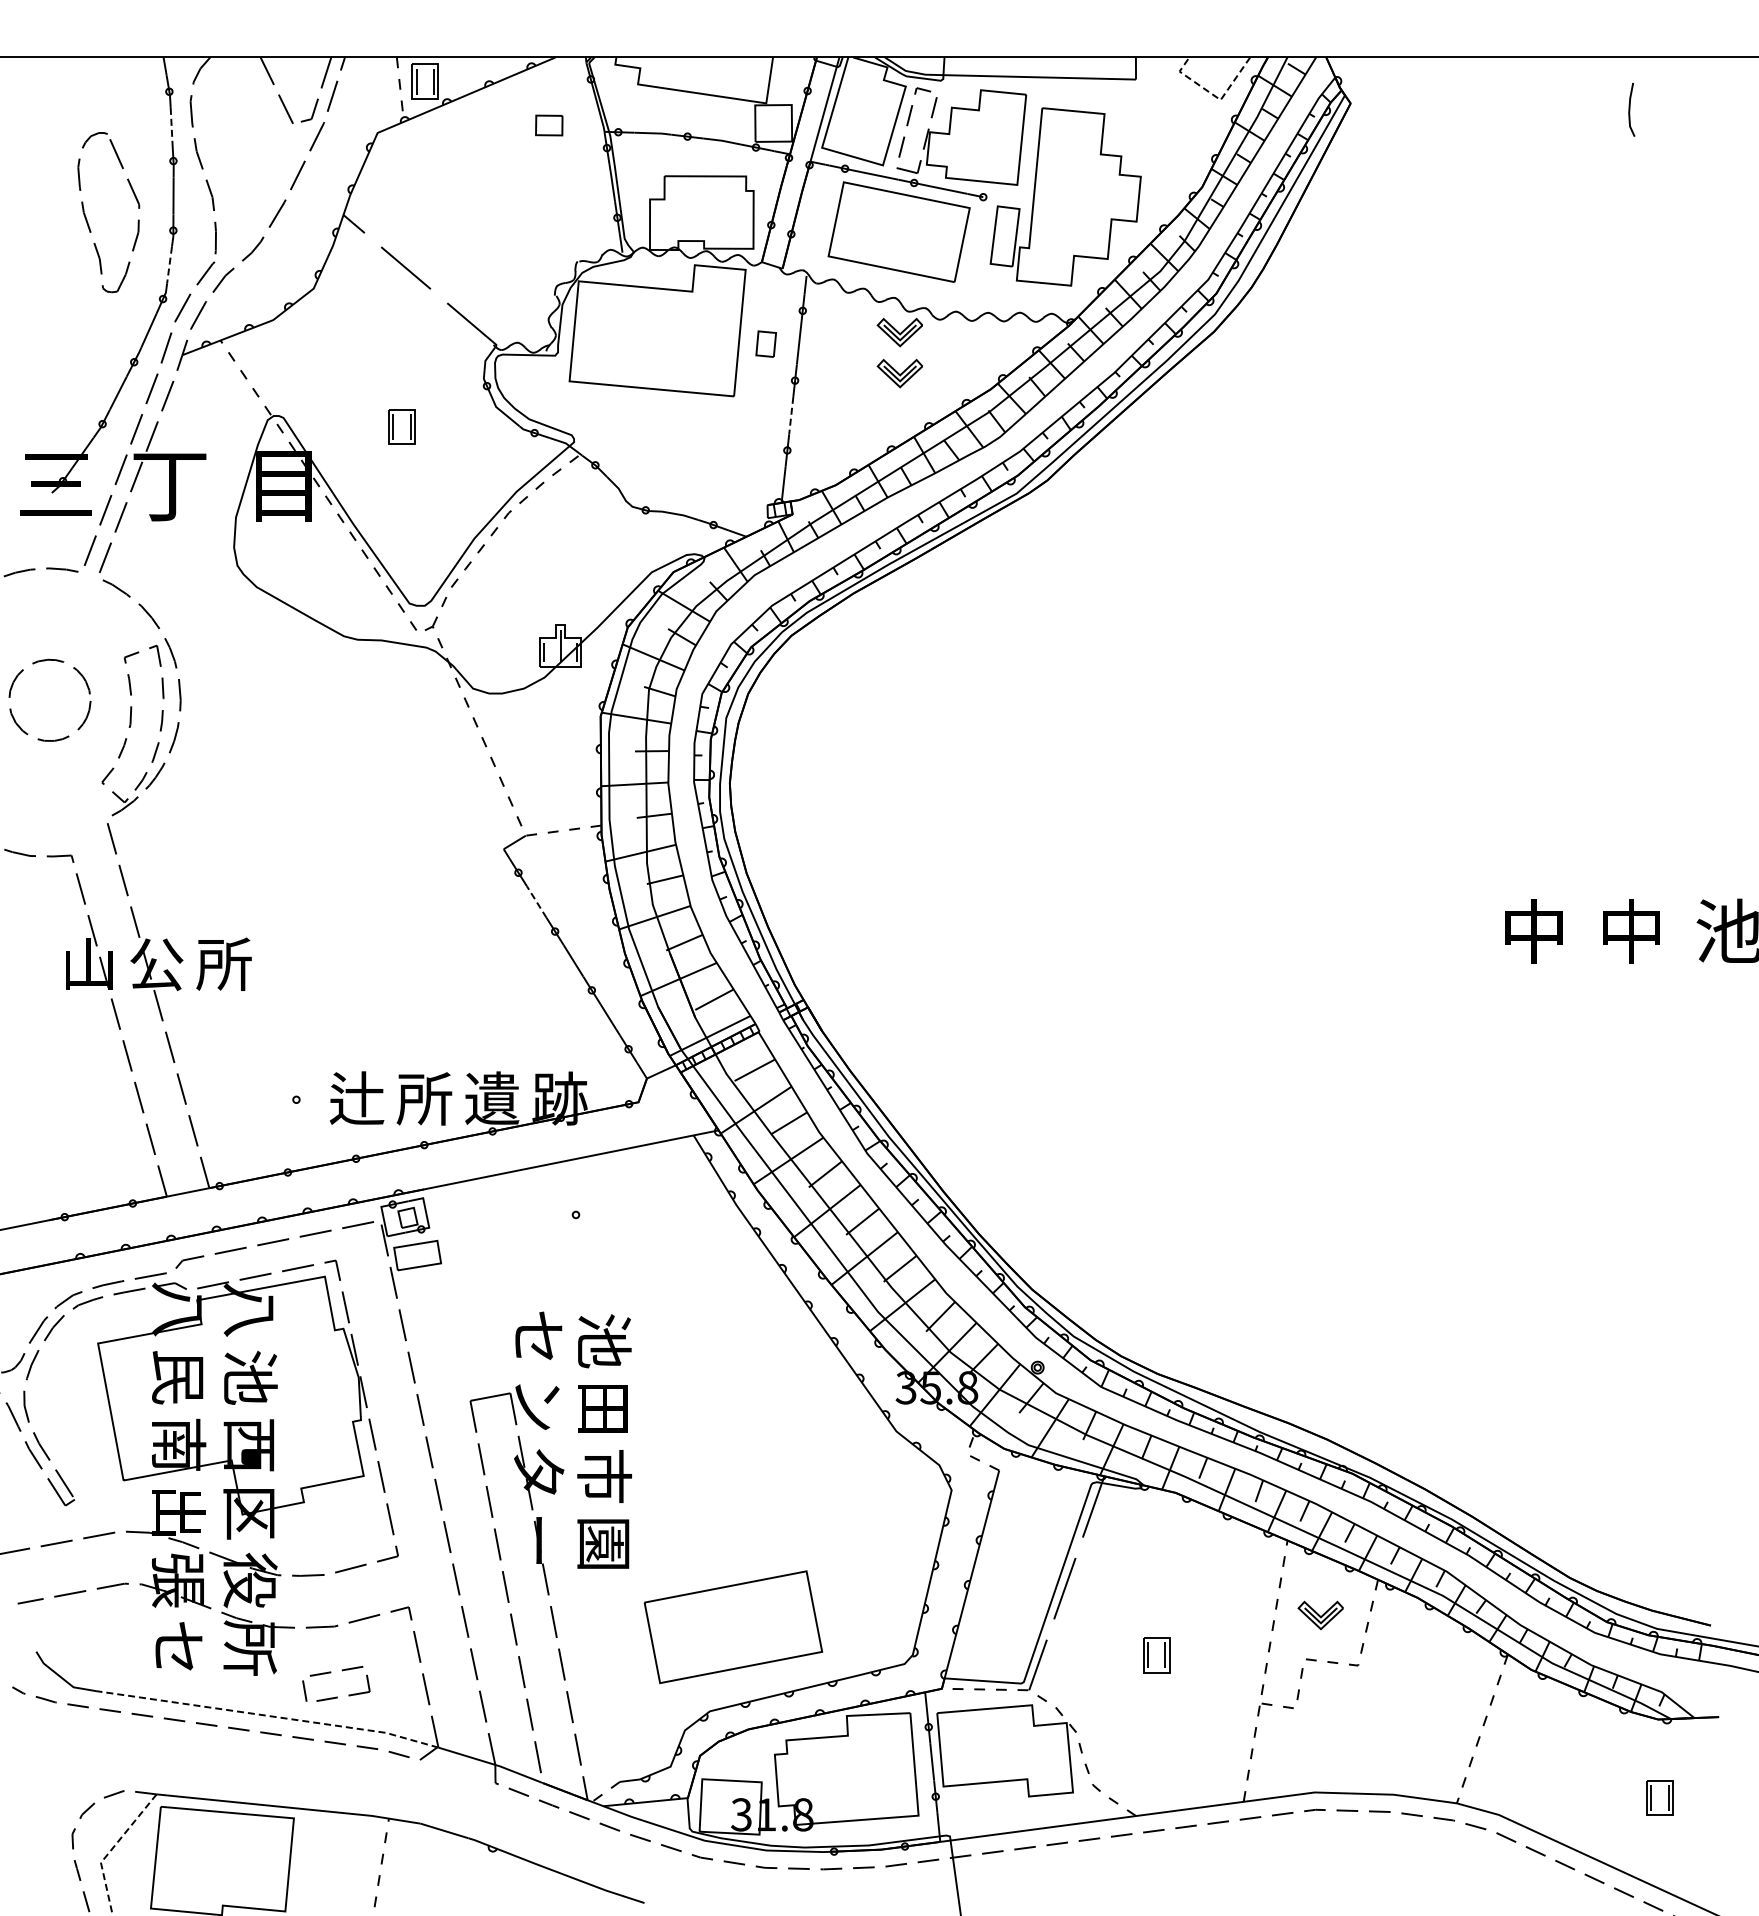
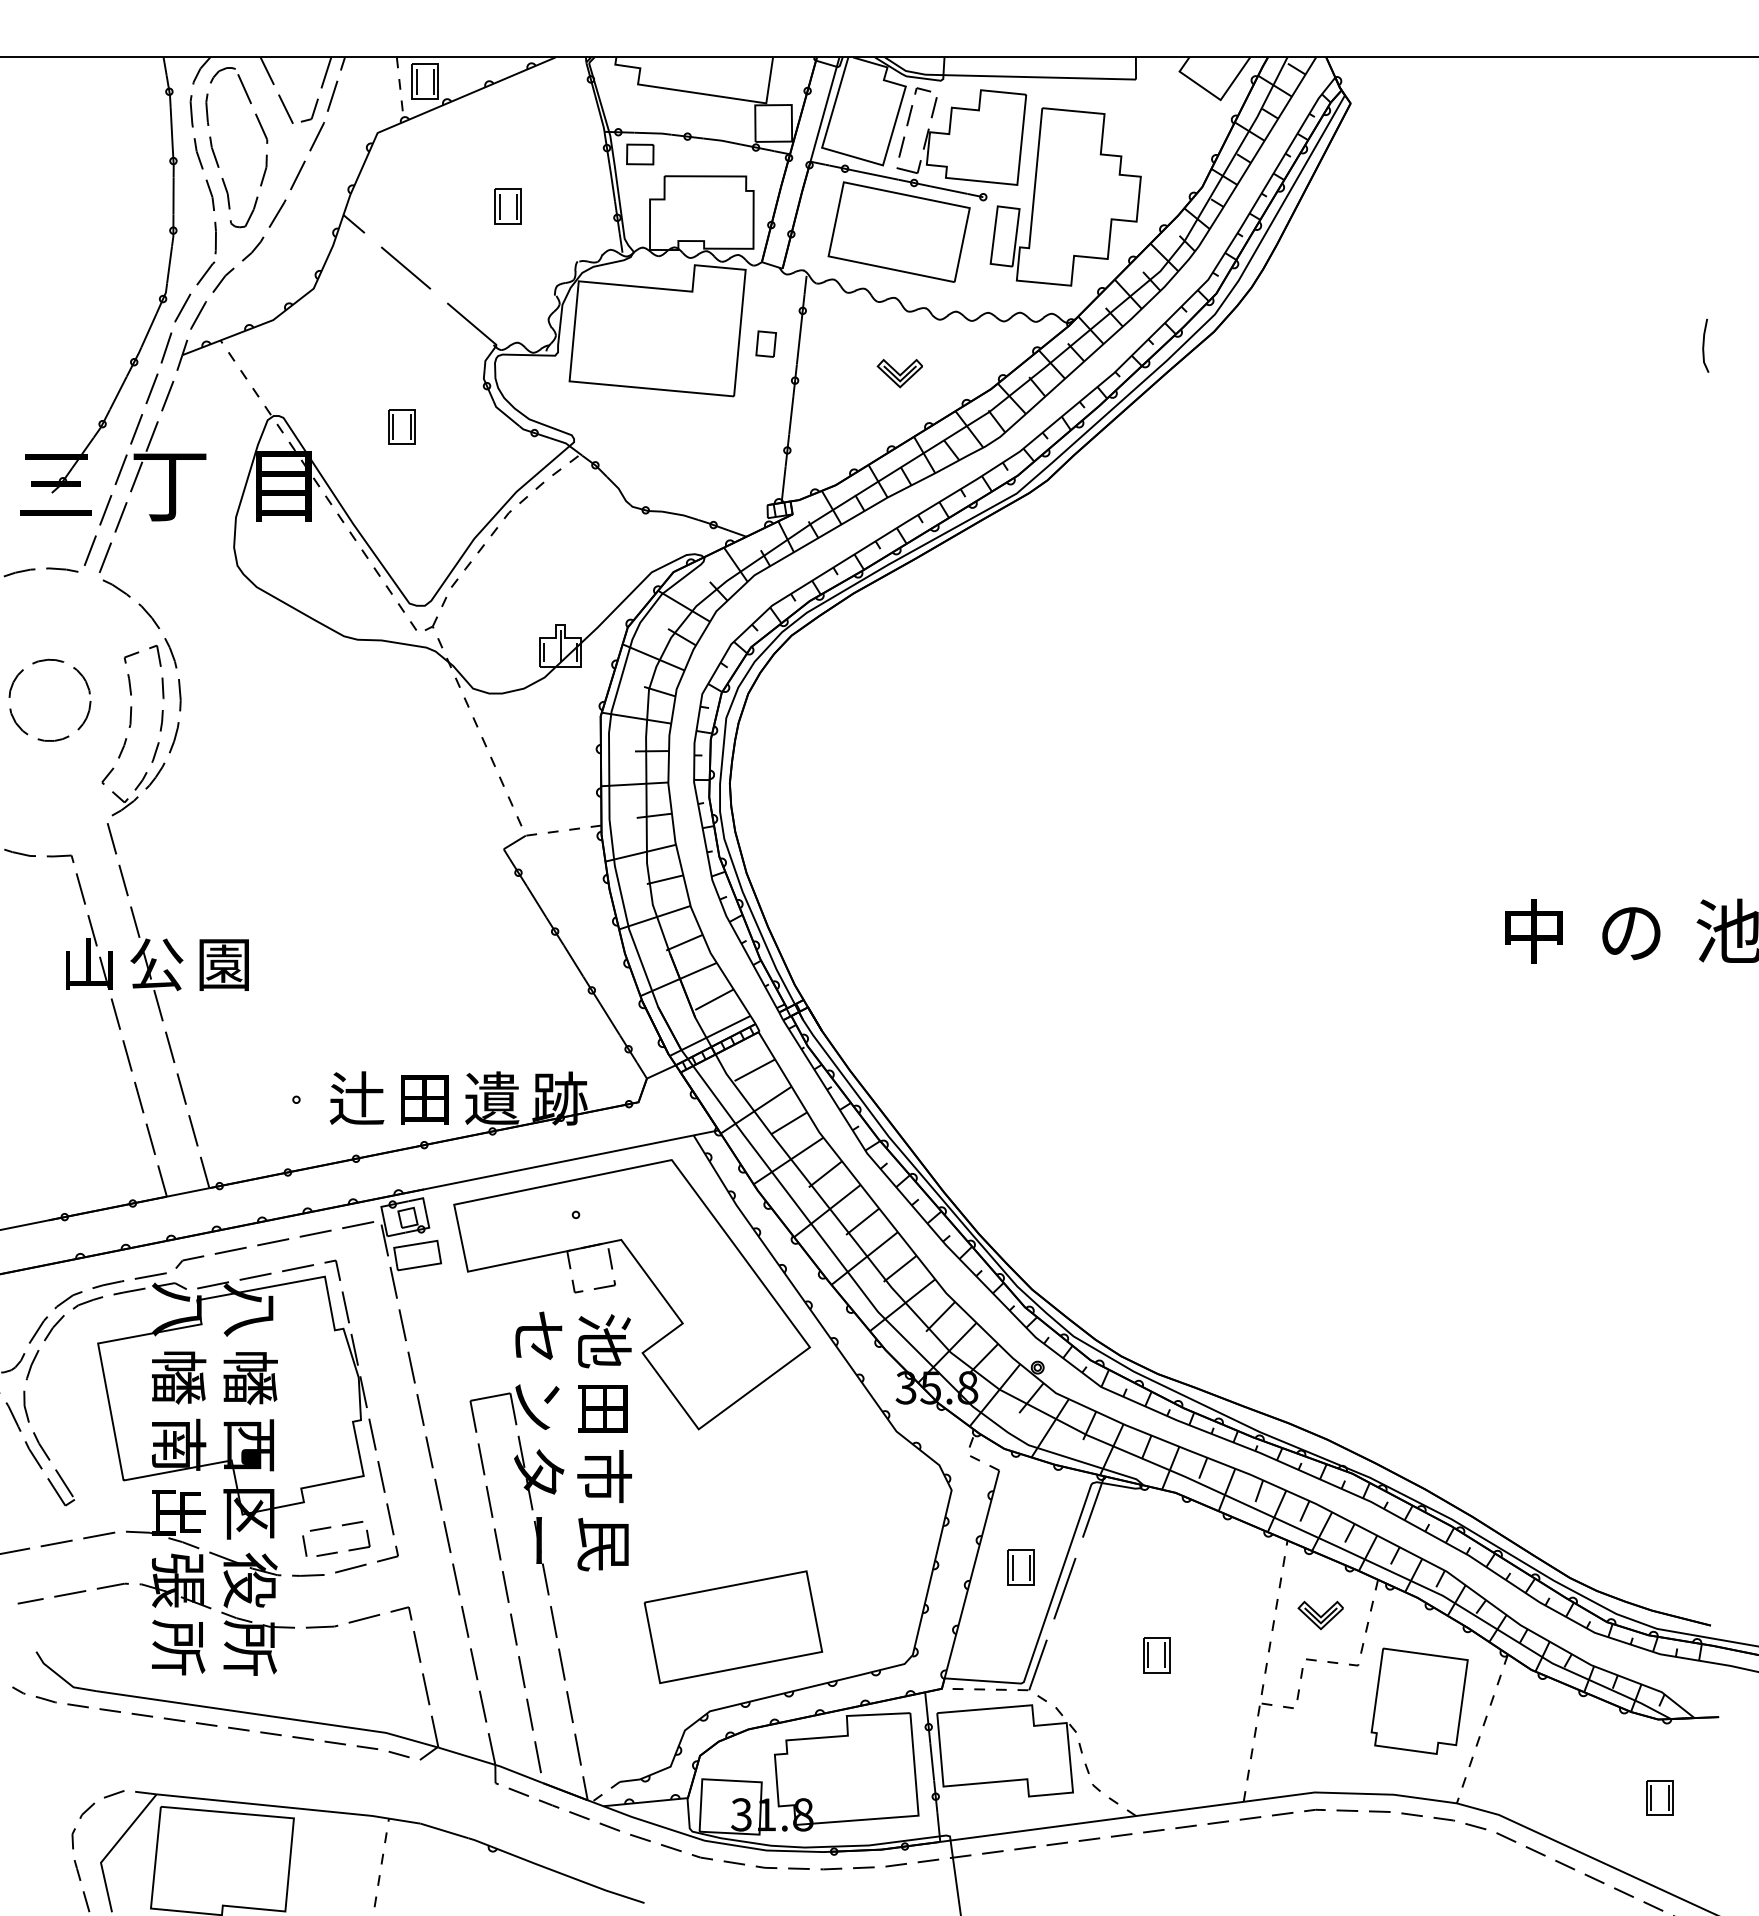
line: dashed -> solid (1214, 95)
line position: (1630, 109) -> (1704, 345) (1704, 345)
part position: (549, 125) -> (640, 154) (640, 154)
line: dashed -> solid (171, 126)
part: none -> present (507, 206)
part position: (87, 219) -> (215, 154) (215, 154)
line: dashed -> solid (169, 265)
part: present -> none (899, 332)
line: dashed -> solid (791, 415)
line: dashed -> solid (536, 901)
text: 中 -> の (1631, 931)
text: 所 -> 園 (223, 963)
text: 所 -> 田 (424, 1098)
part: none -> present (615, 1285)
text: 民 -> 幡 (179, 1377)
text: 池 -> 幡 (250, 1377)
text: 園 -> 民 (603, 1544)
part: none -> present (1020, 1567)
text: セ -> 所 (178, 1647)
part position: (330, 1673) -> (330, 1528) (330, 1528)
part: none -> present (1419, 1700)
line: dashed -> solid (269, 1716)
line: dashed -> solid (112, 1848)
